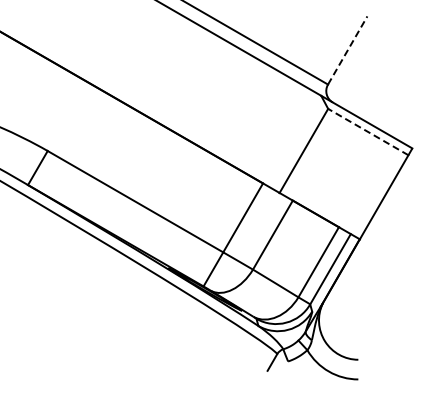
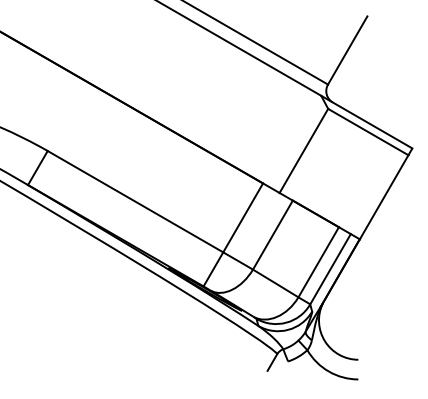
line: dashed -> solid (347, 50)
line: dashed -> solid (367, 131)
